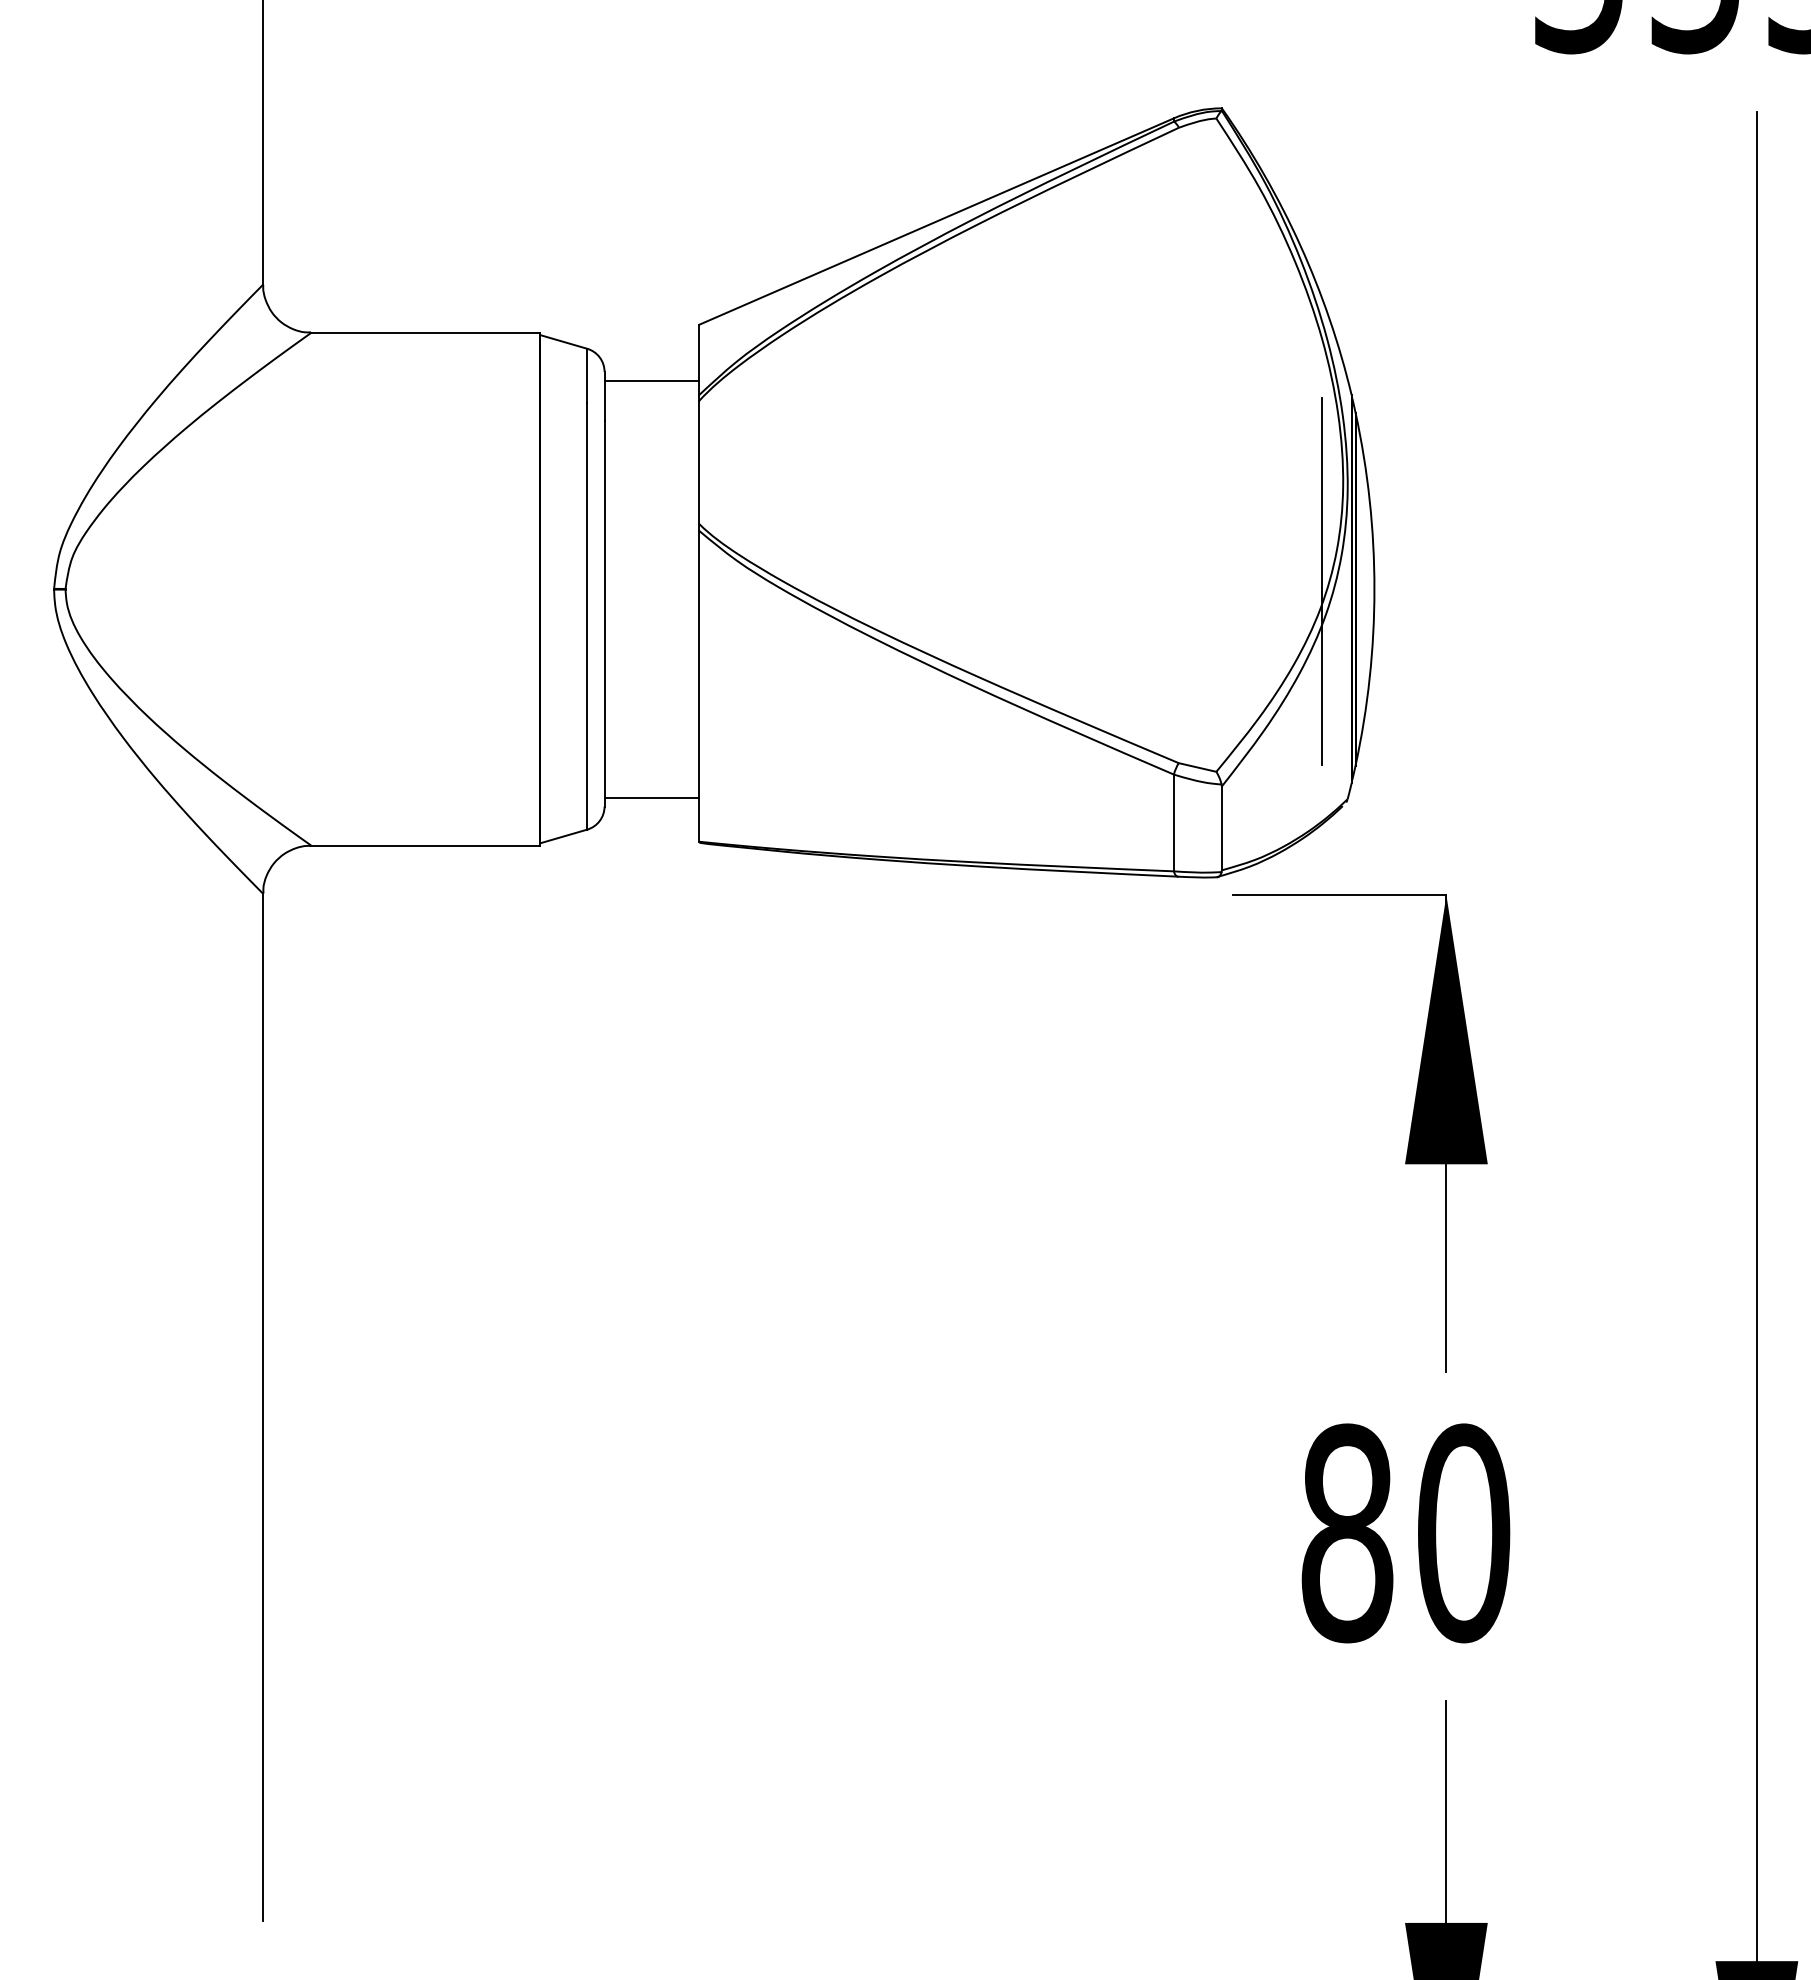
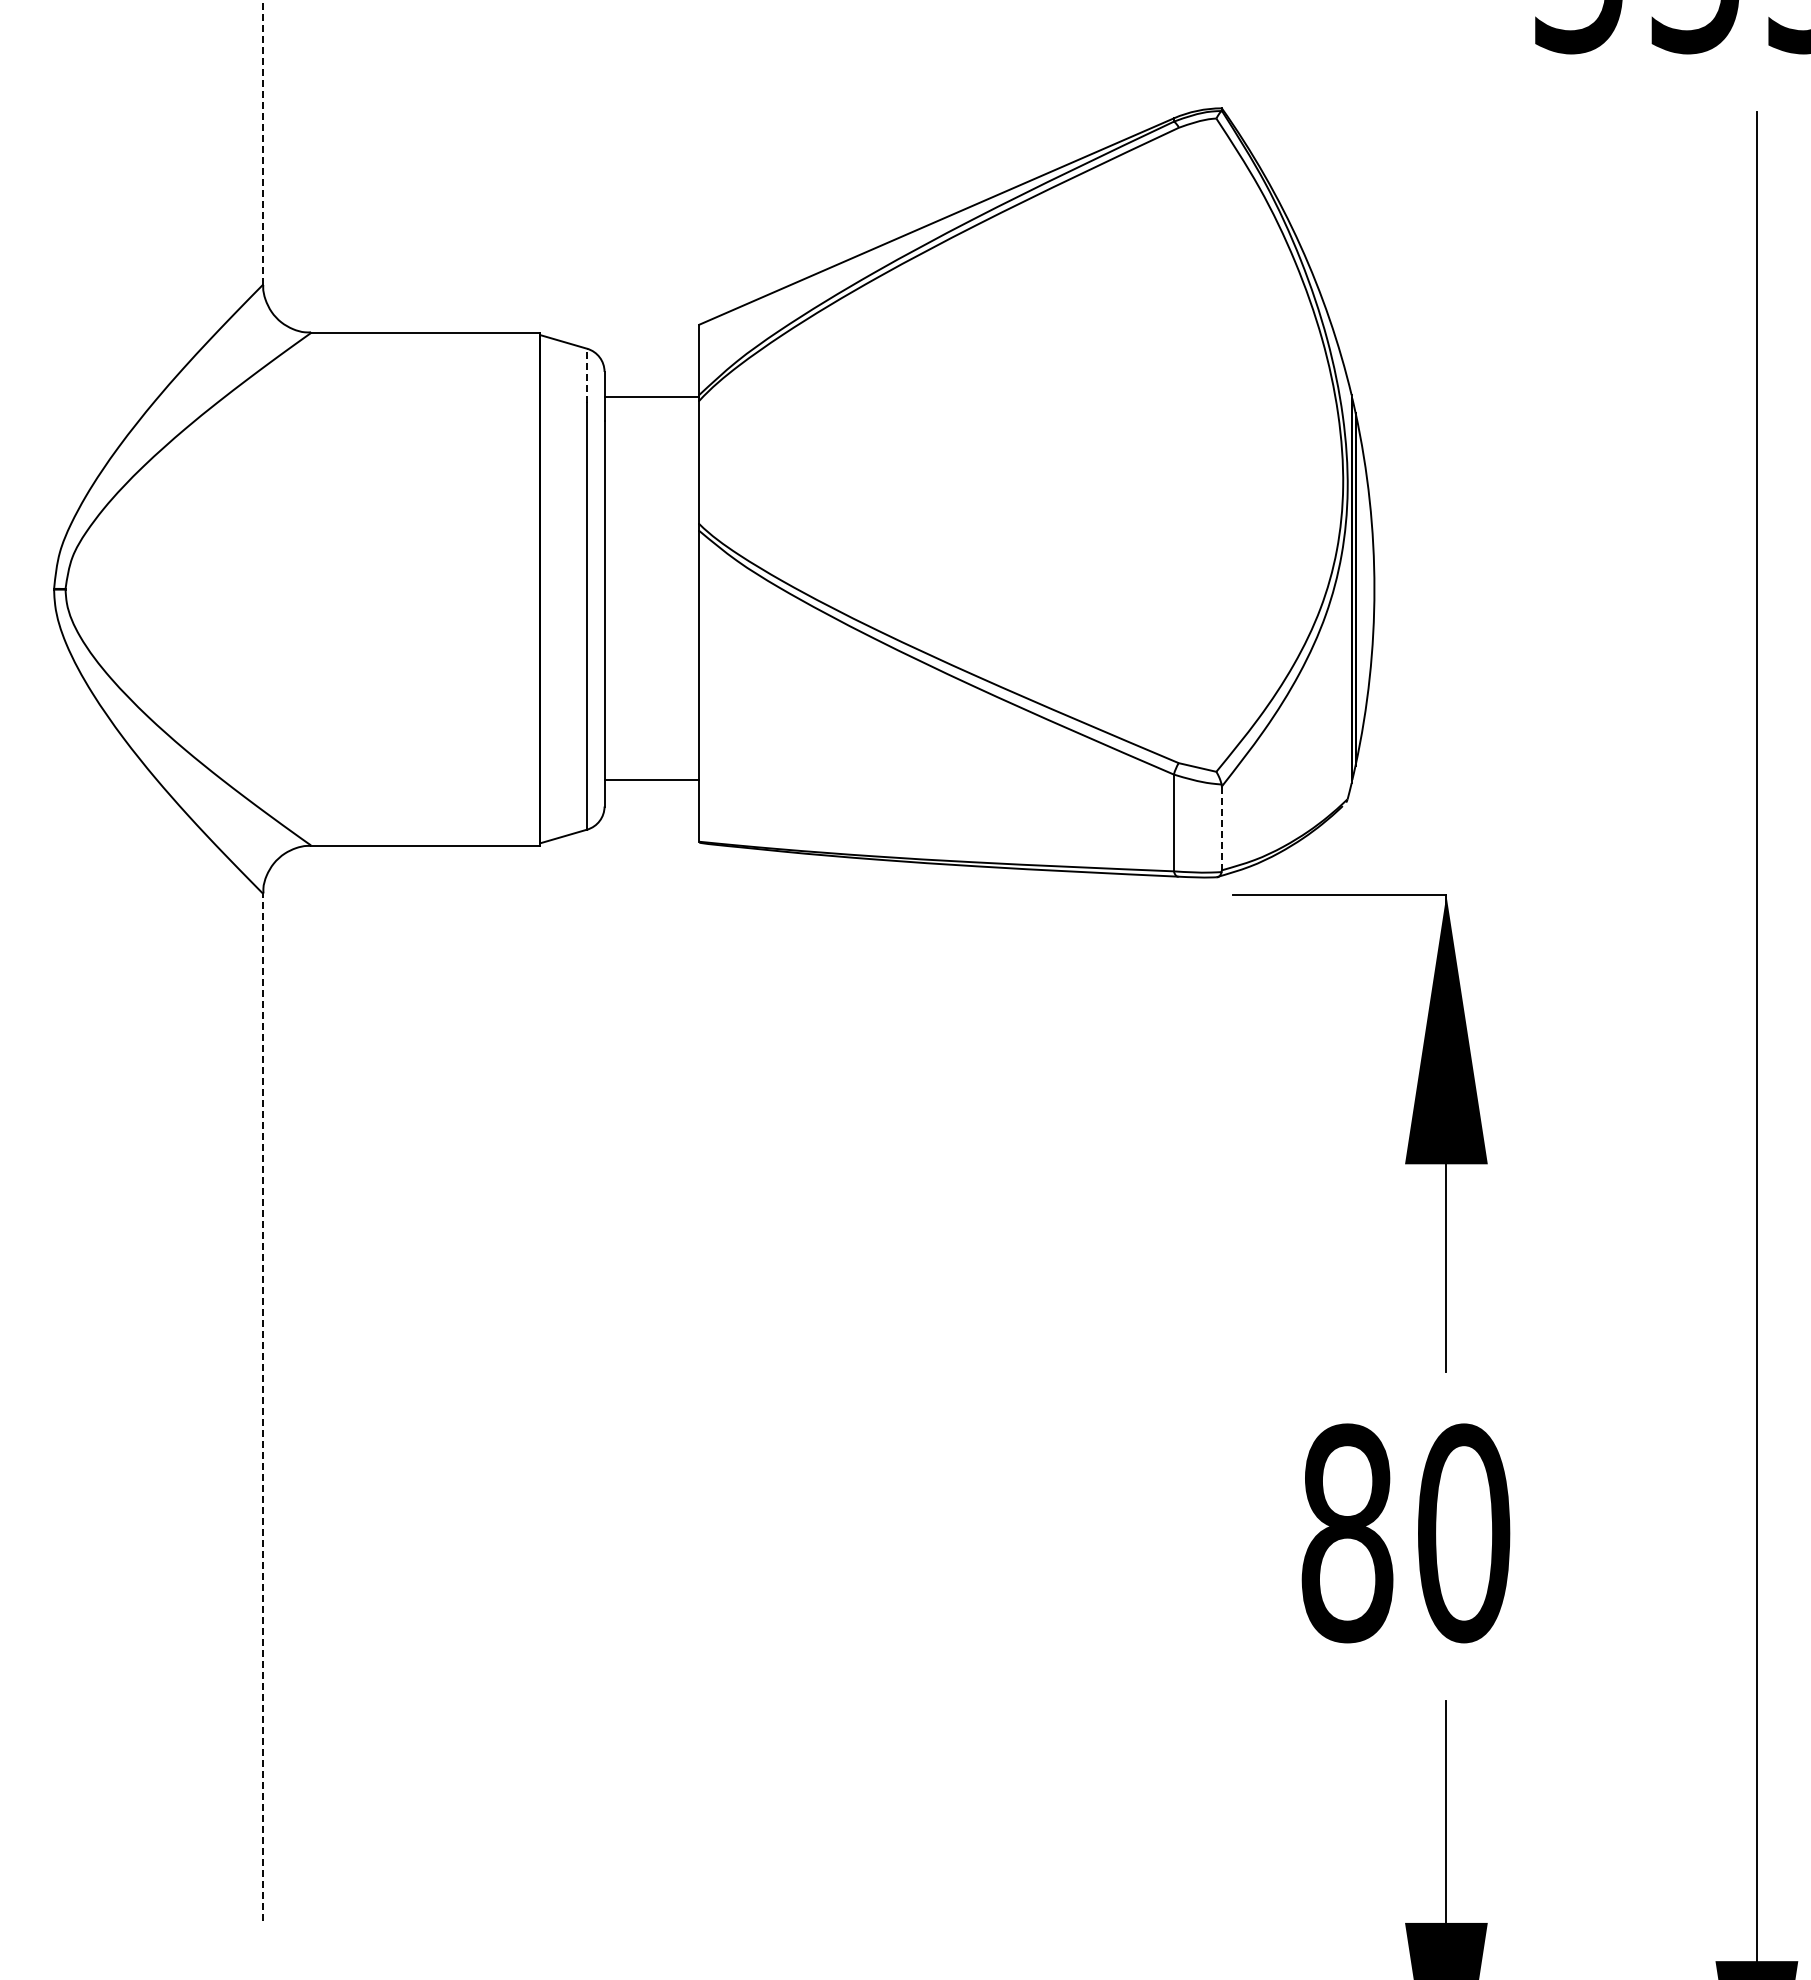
line: solid -> dashed (263, 142)
line: solid -> dashed (587, 375)
line position: (651, 380) -> (651, 396) (651, 396)
line: present -> none (1321, 581)
line position: (651, 797) -> (651, 779) (651, 779)
line: solid -> dashed (1221, 828)
line: solid -> dashed (263, 1407)
